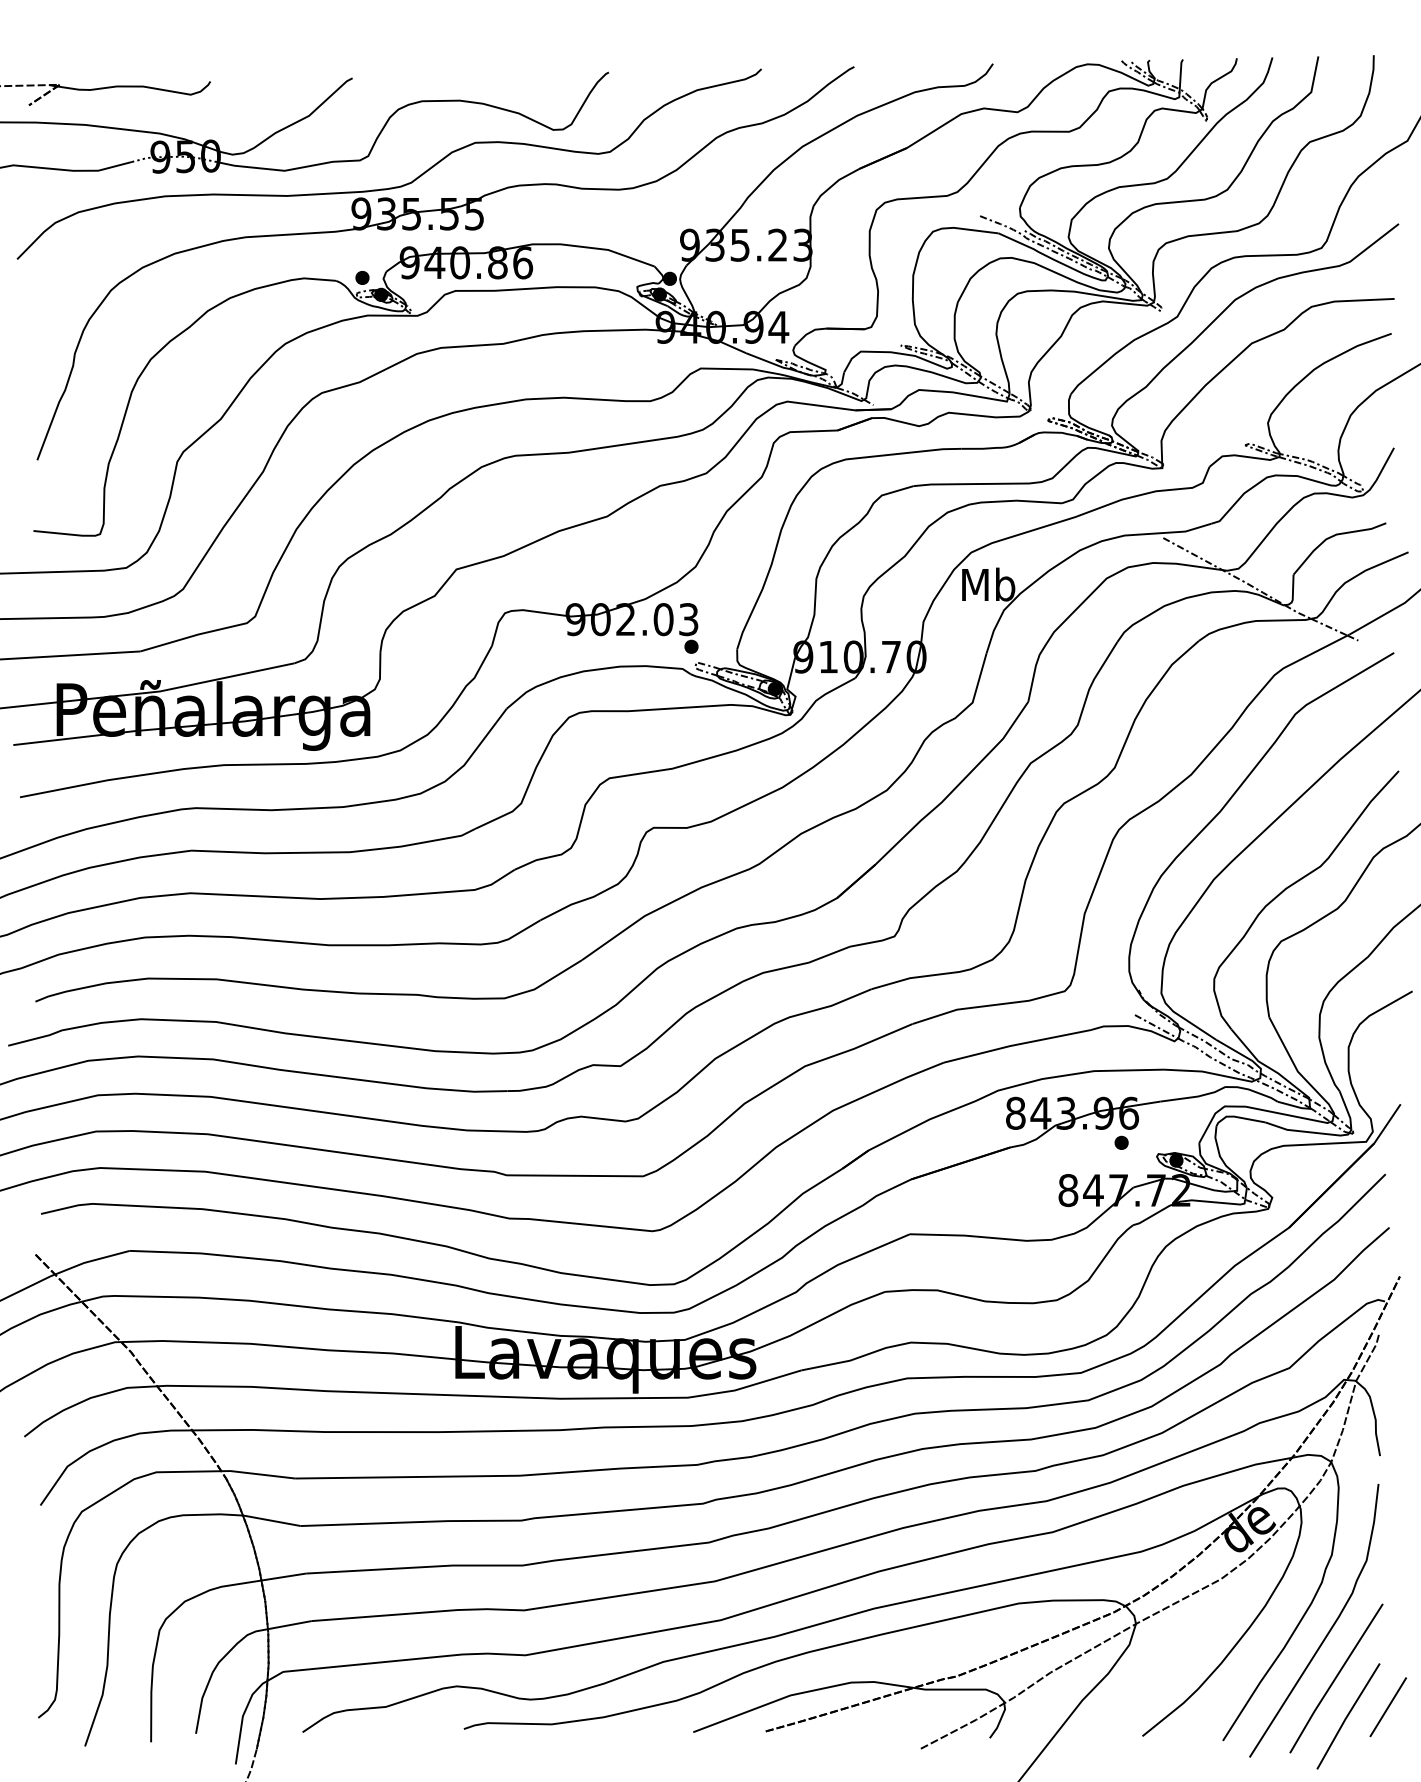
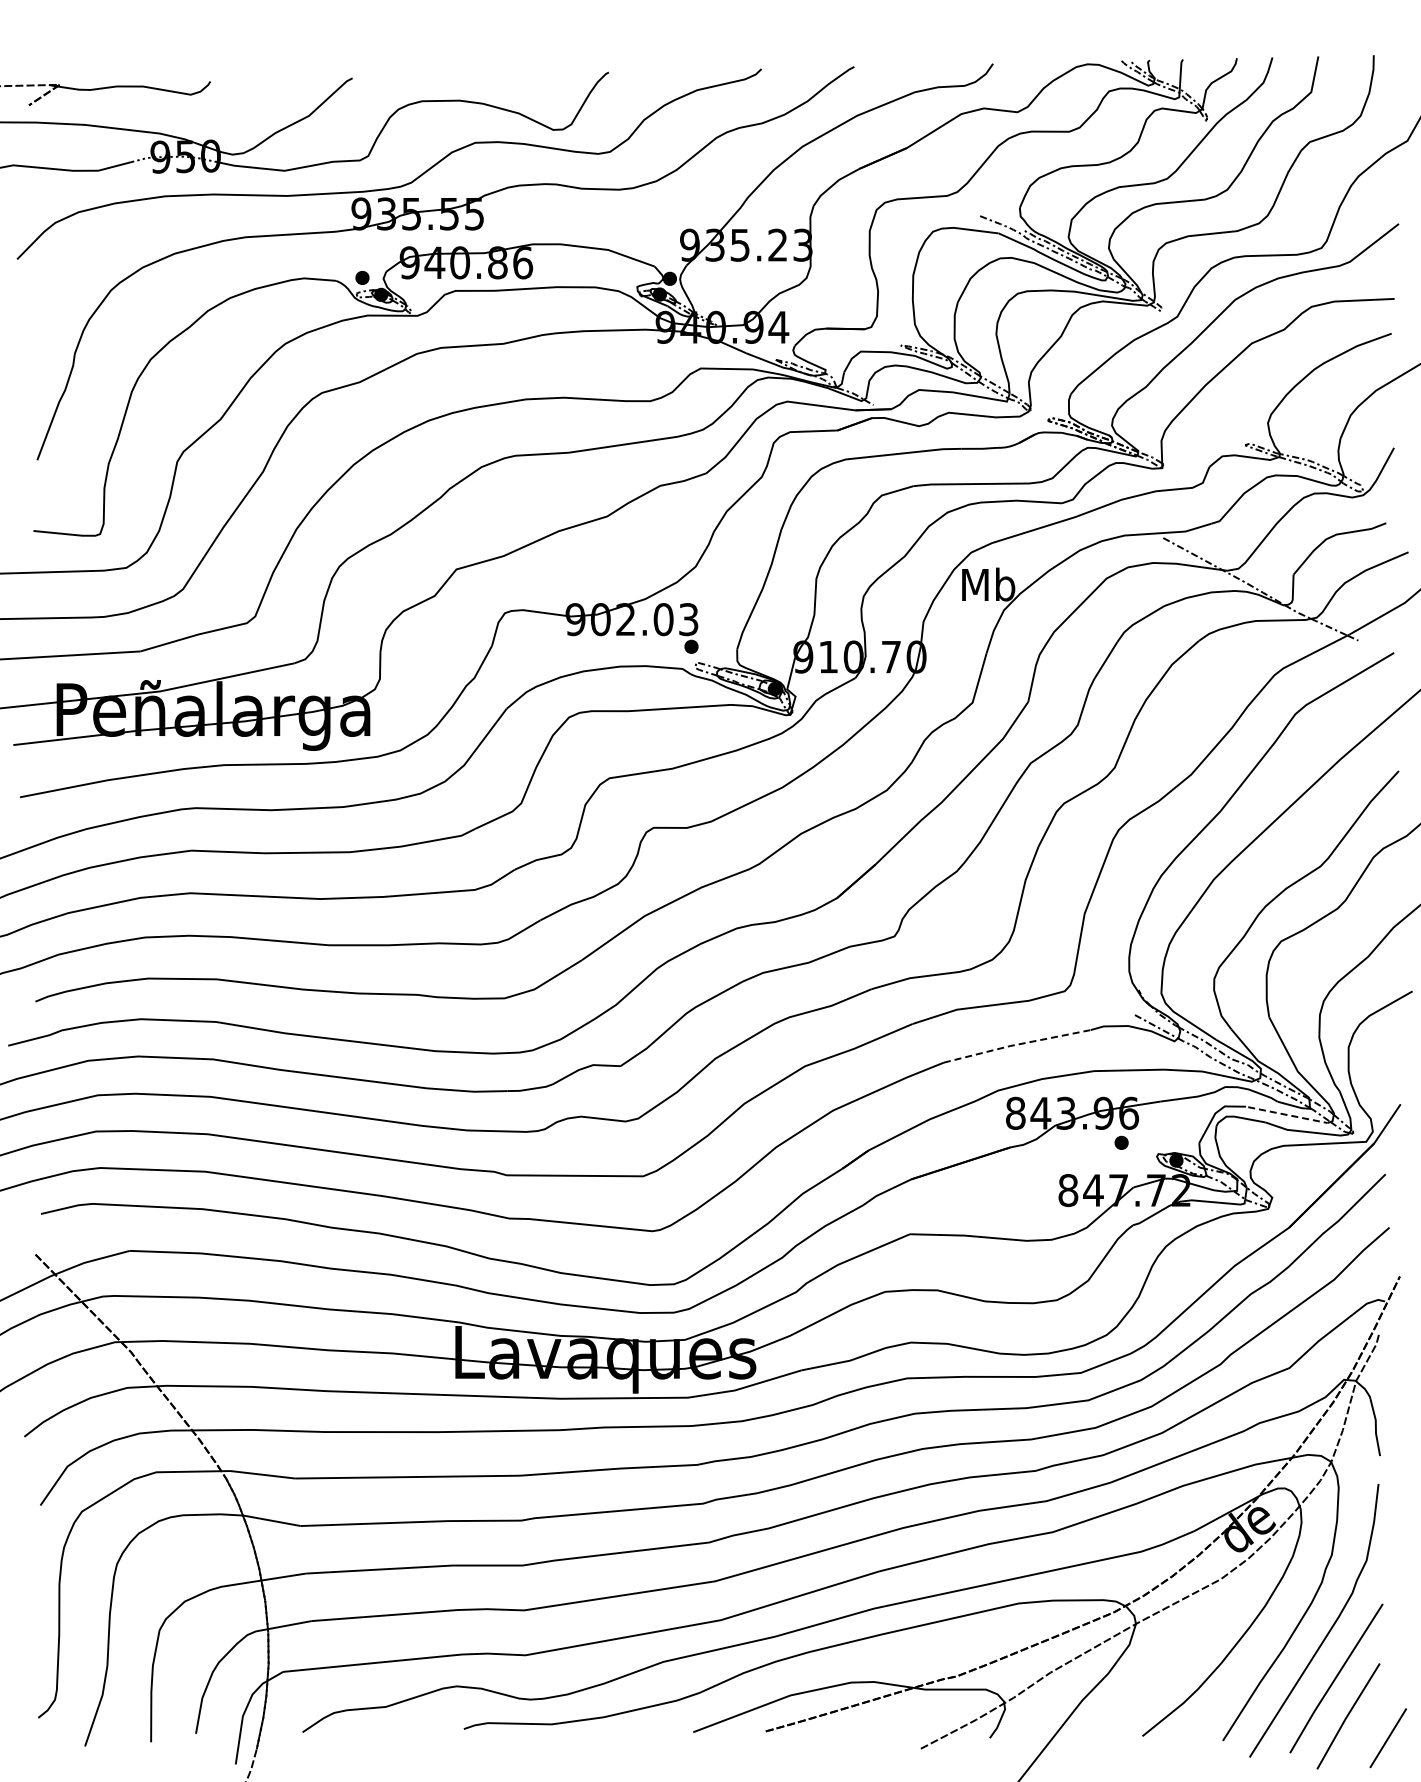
line: solid -> dashed (1016, 1044)
line: solid -> dashed (1288, 1115)
line position: (1387, 1707) -> (1387, 1738) (1387, 1738)
